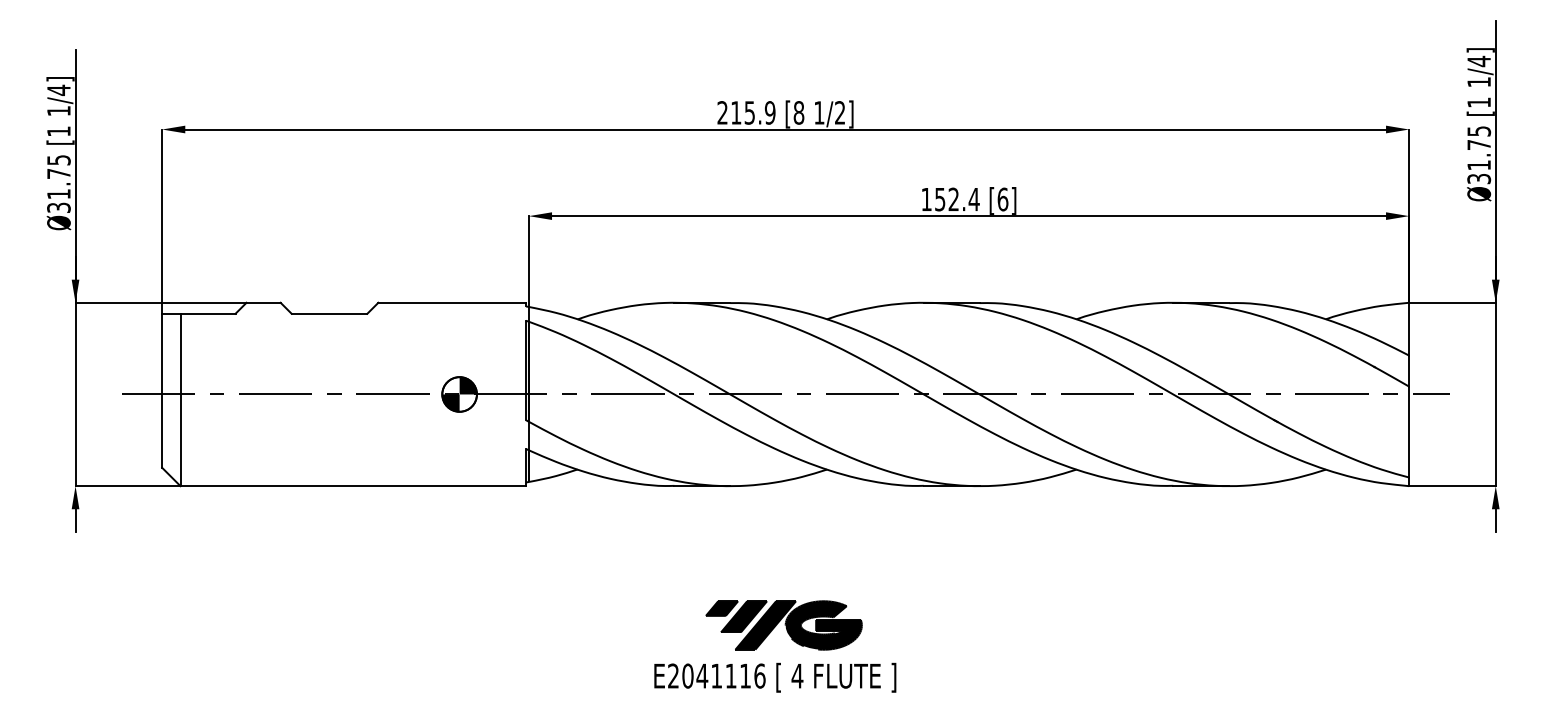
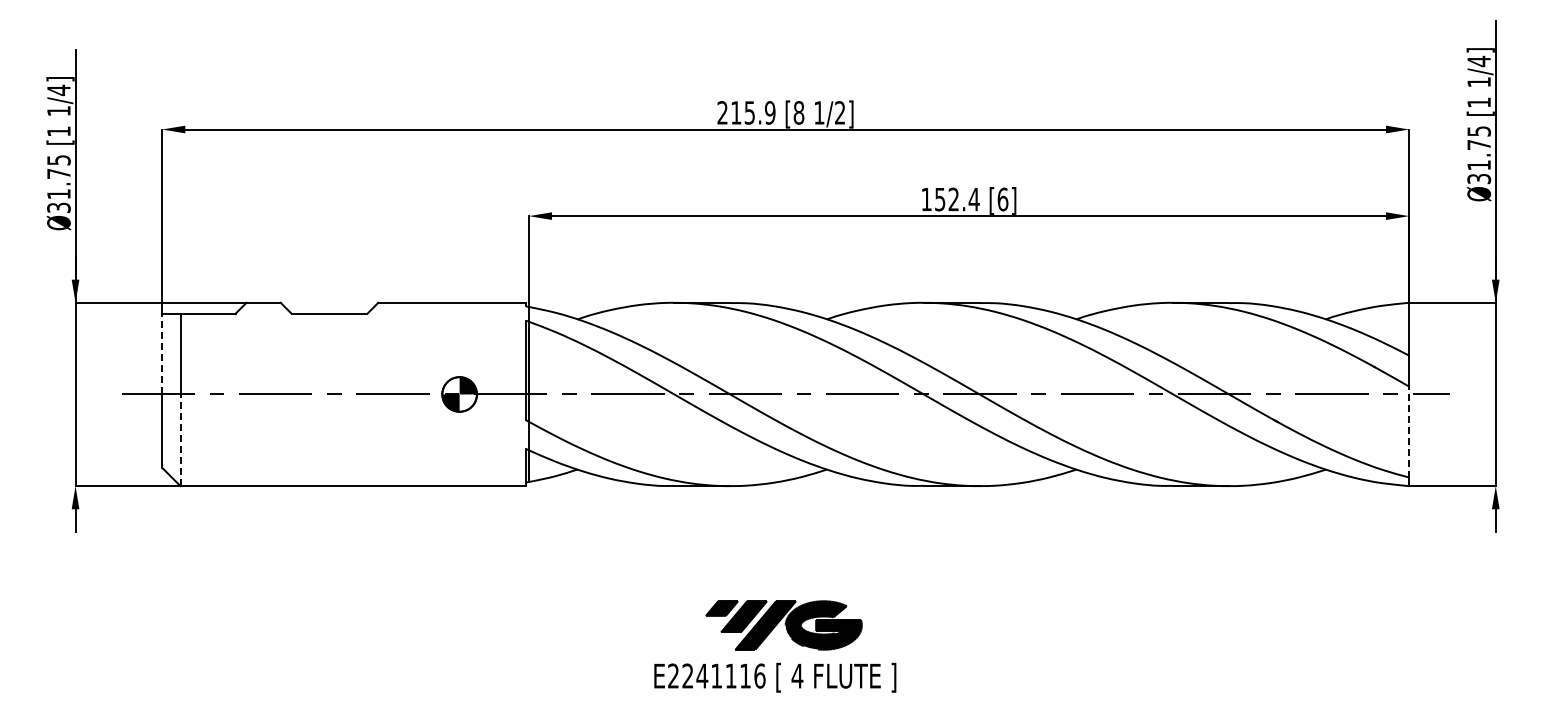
line: solid -> dashed (162, 353)
line: solid -> dashed (1409, 431)
line: solid -> dashed (180, 440)
text: E2041116 -> E2241116 (687, 675)
